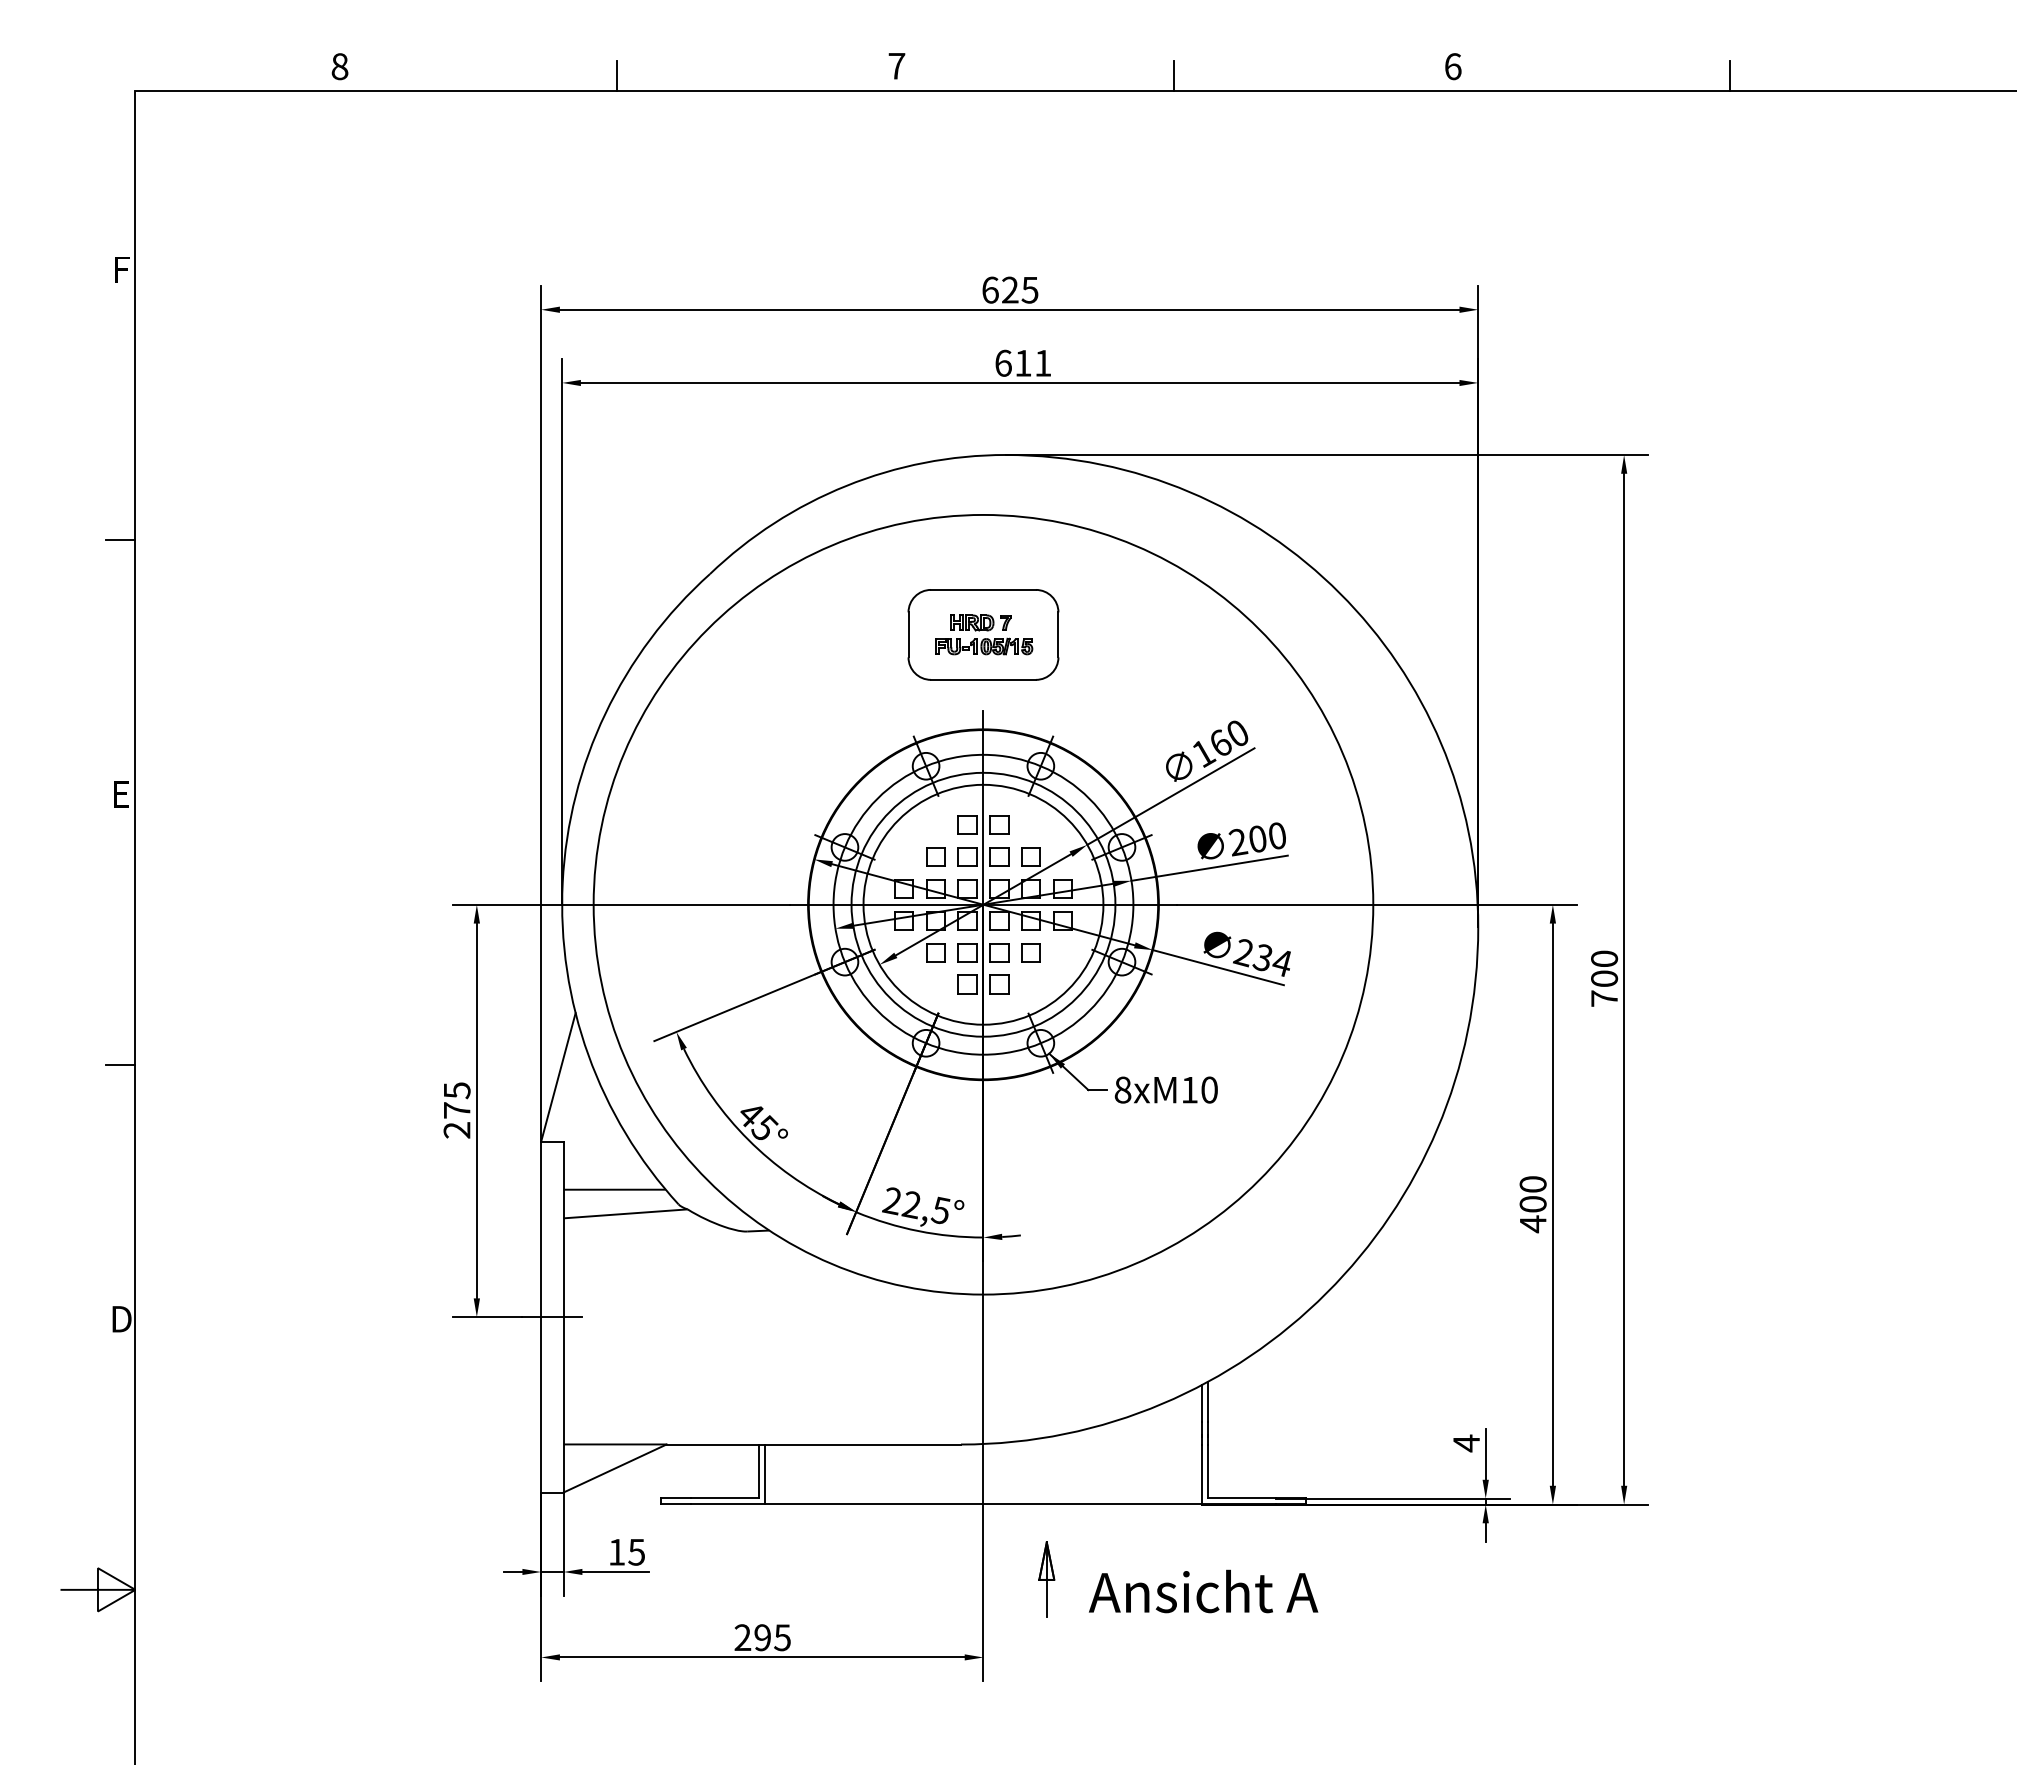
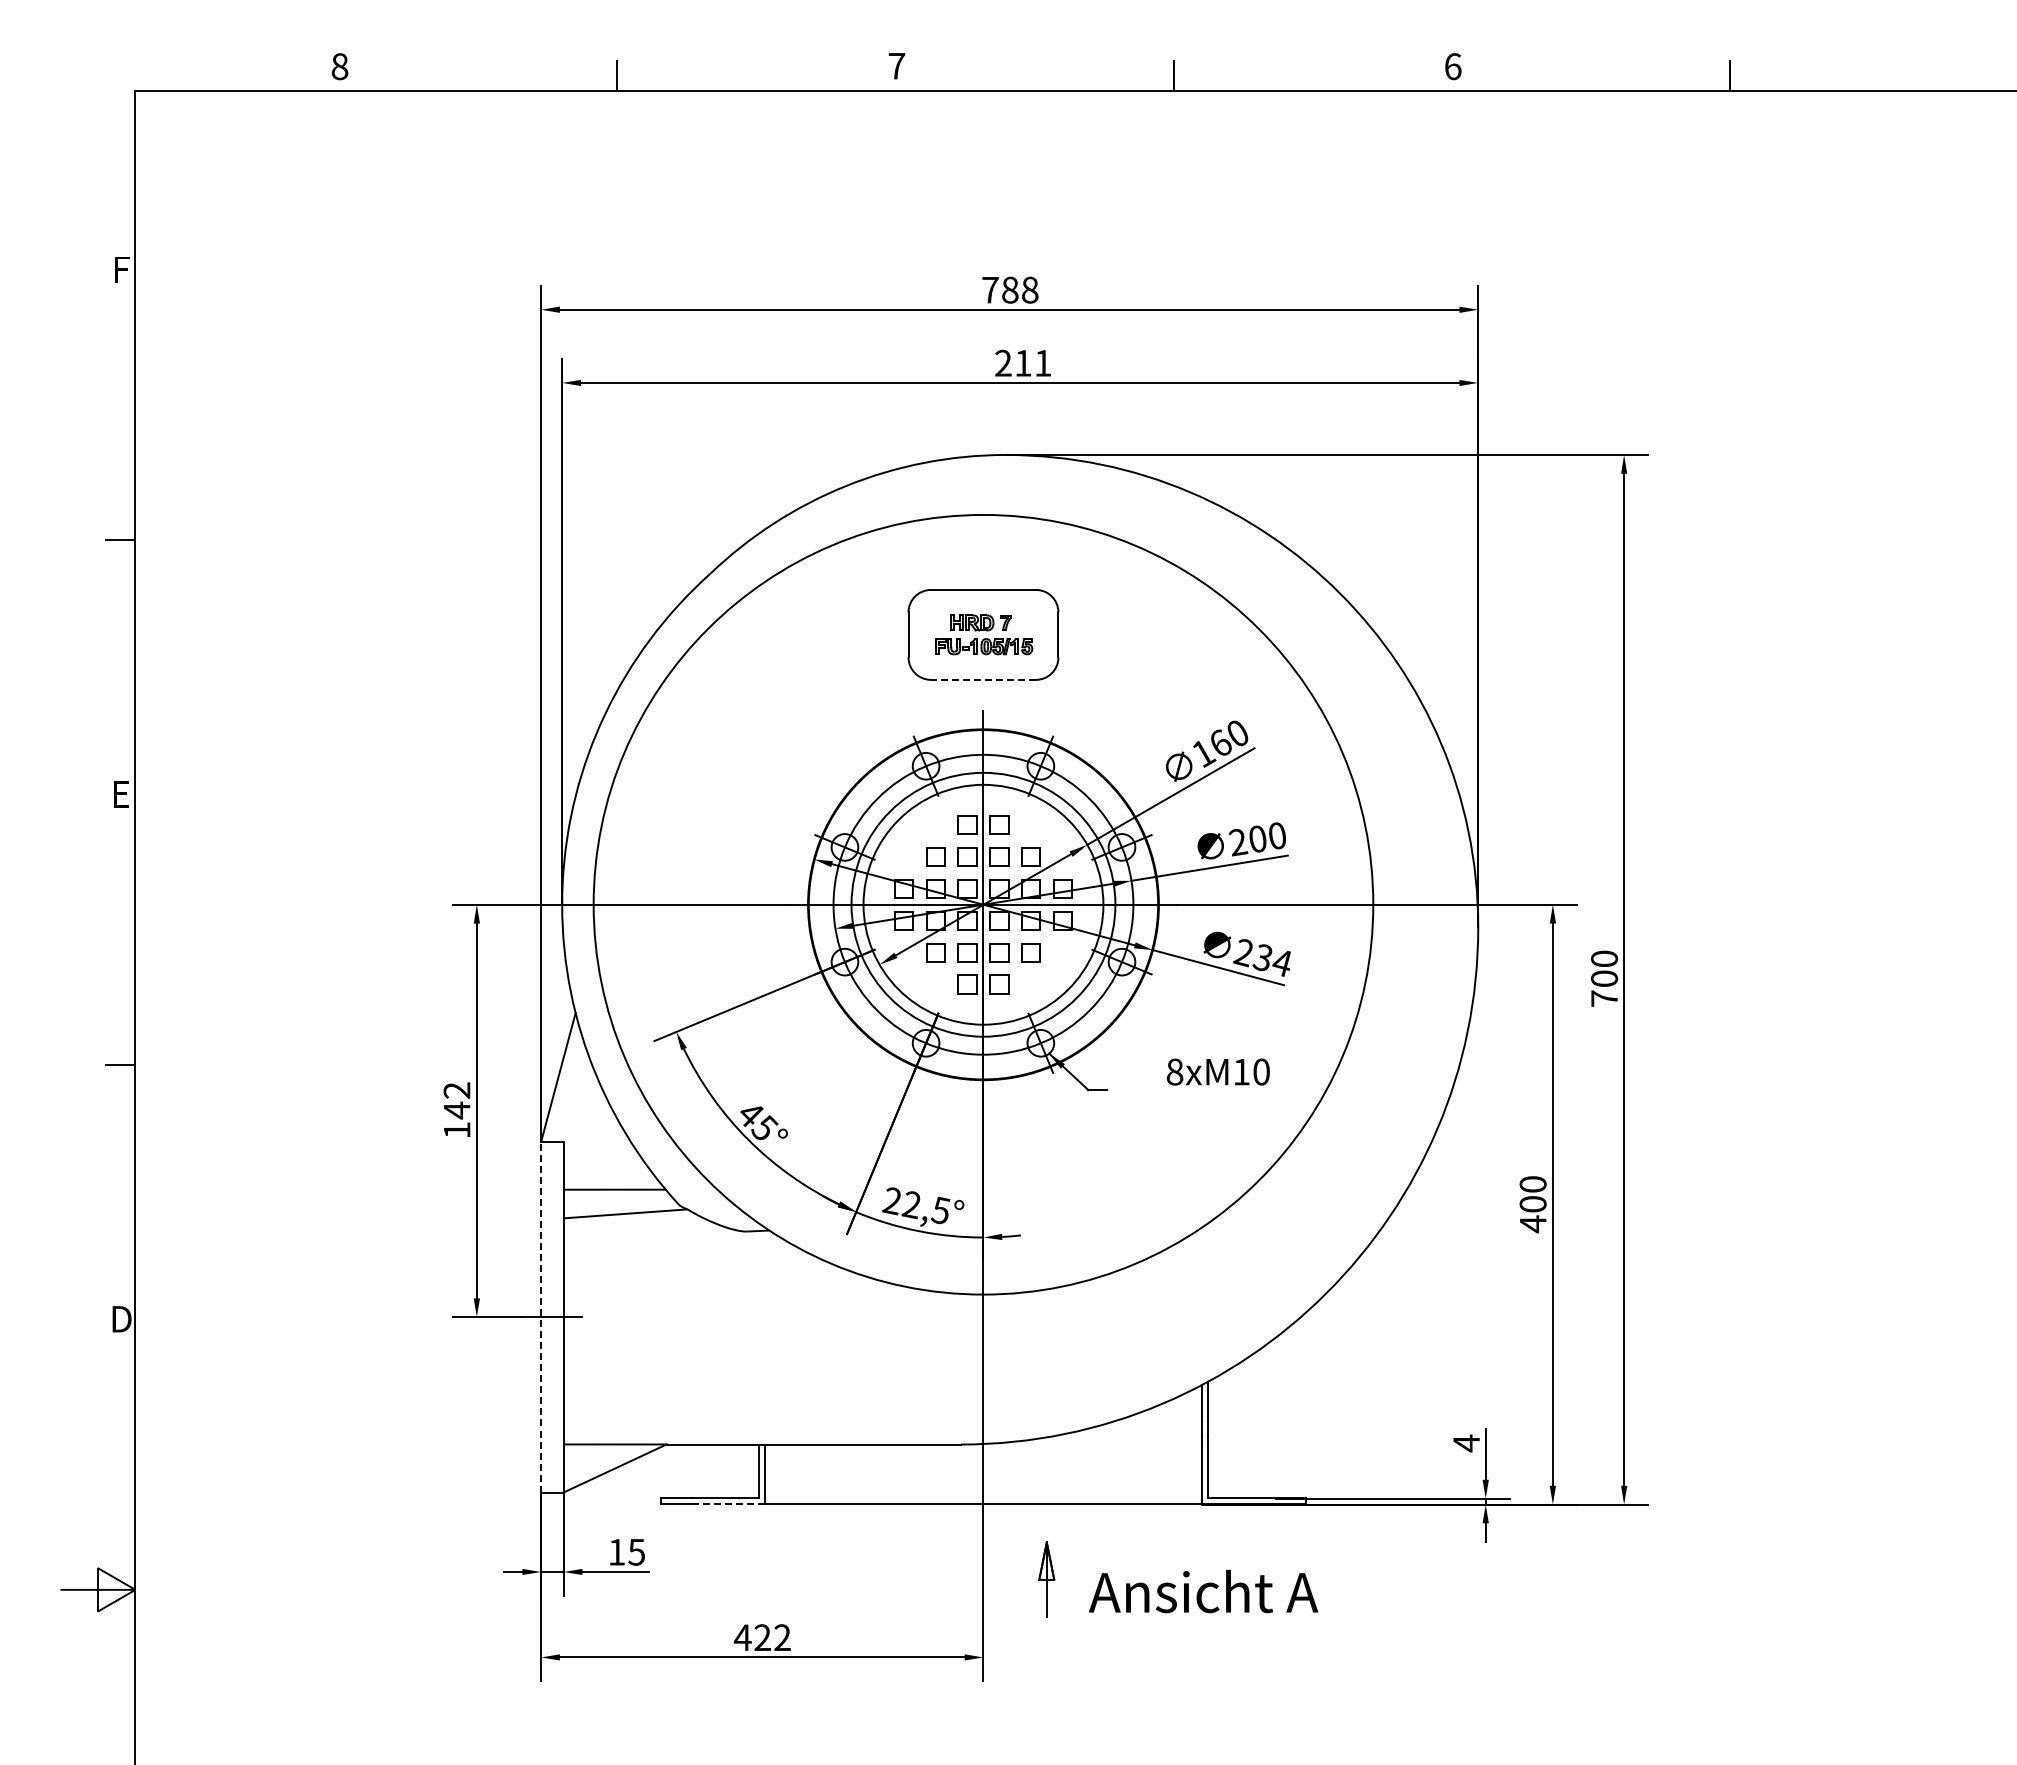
text: 625 -> 788 (1010, 289)
text: 611 -> 211 (1003, 362)
line: solid -> dashed (982, 679)
text position: (1165, 1089) -> (1217, 1071) (1217, 1071)
text: 275 -> 142 (456, 1110)
line: solid -> dashed (541, 1316)
line: solid -> dashed (727, 1504)
text: 295 -> 422 (761, 1637)
